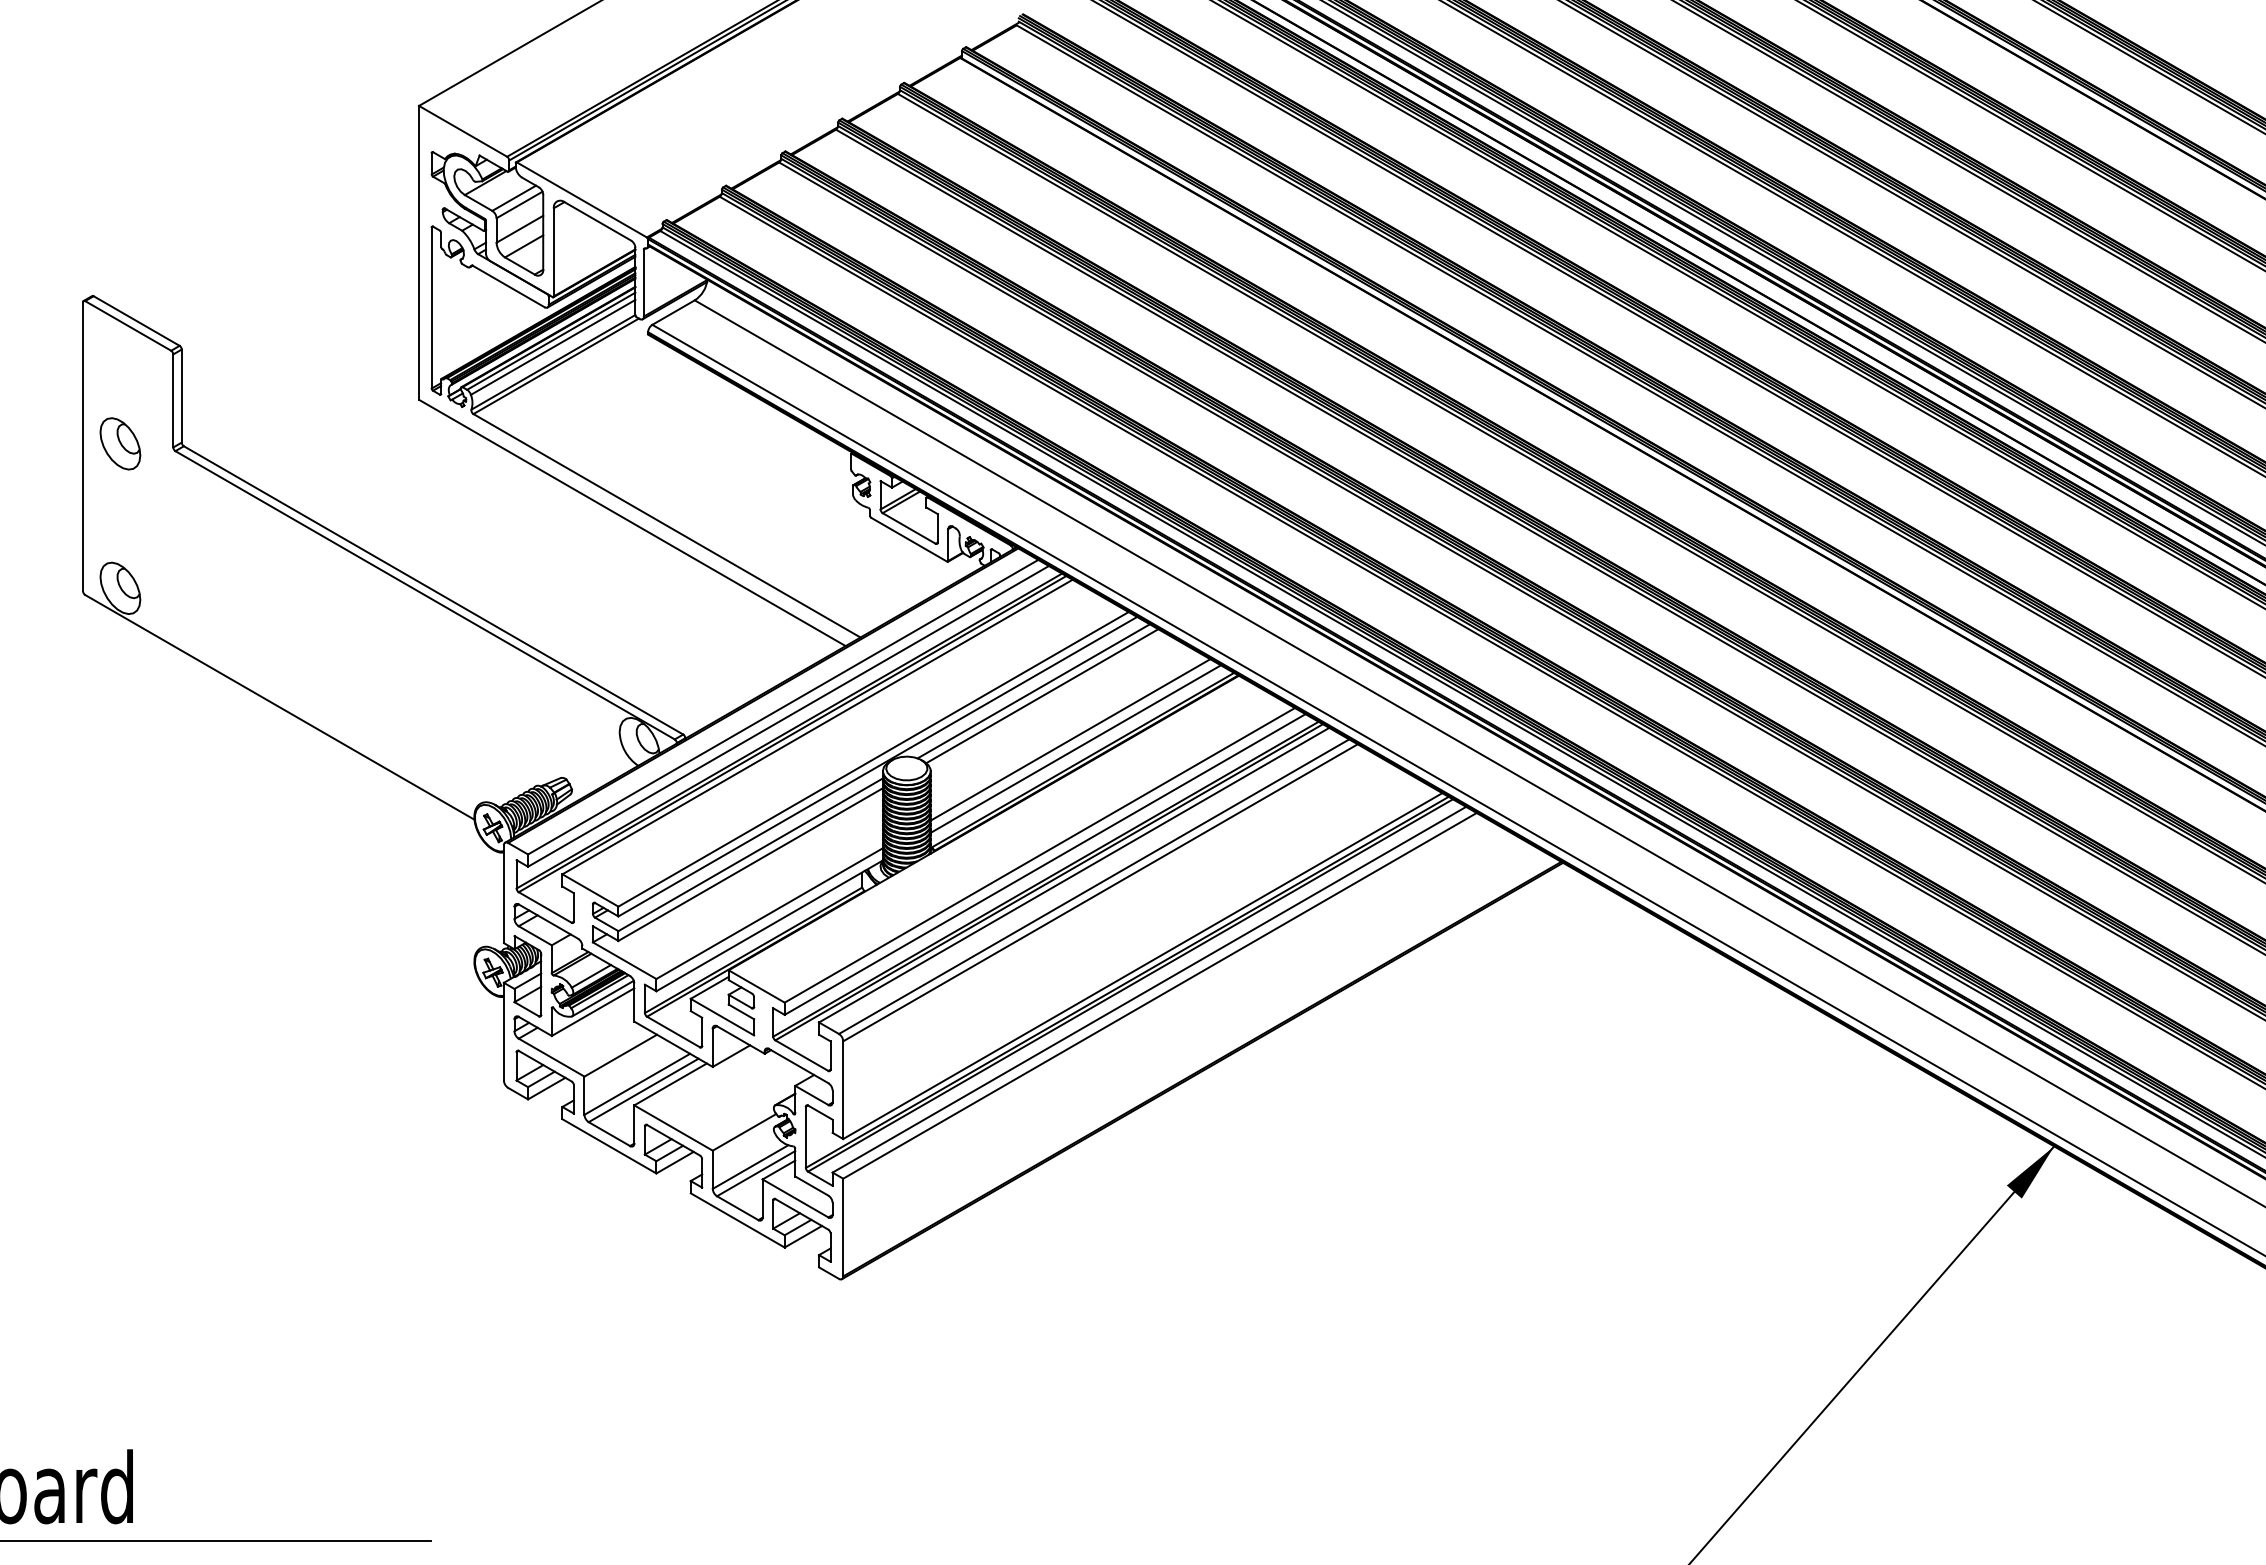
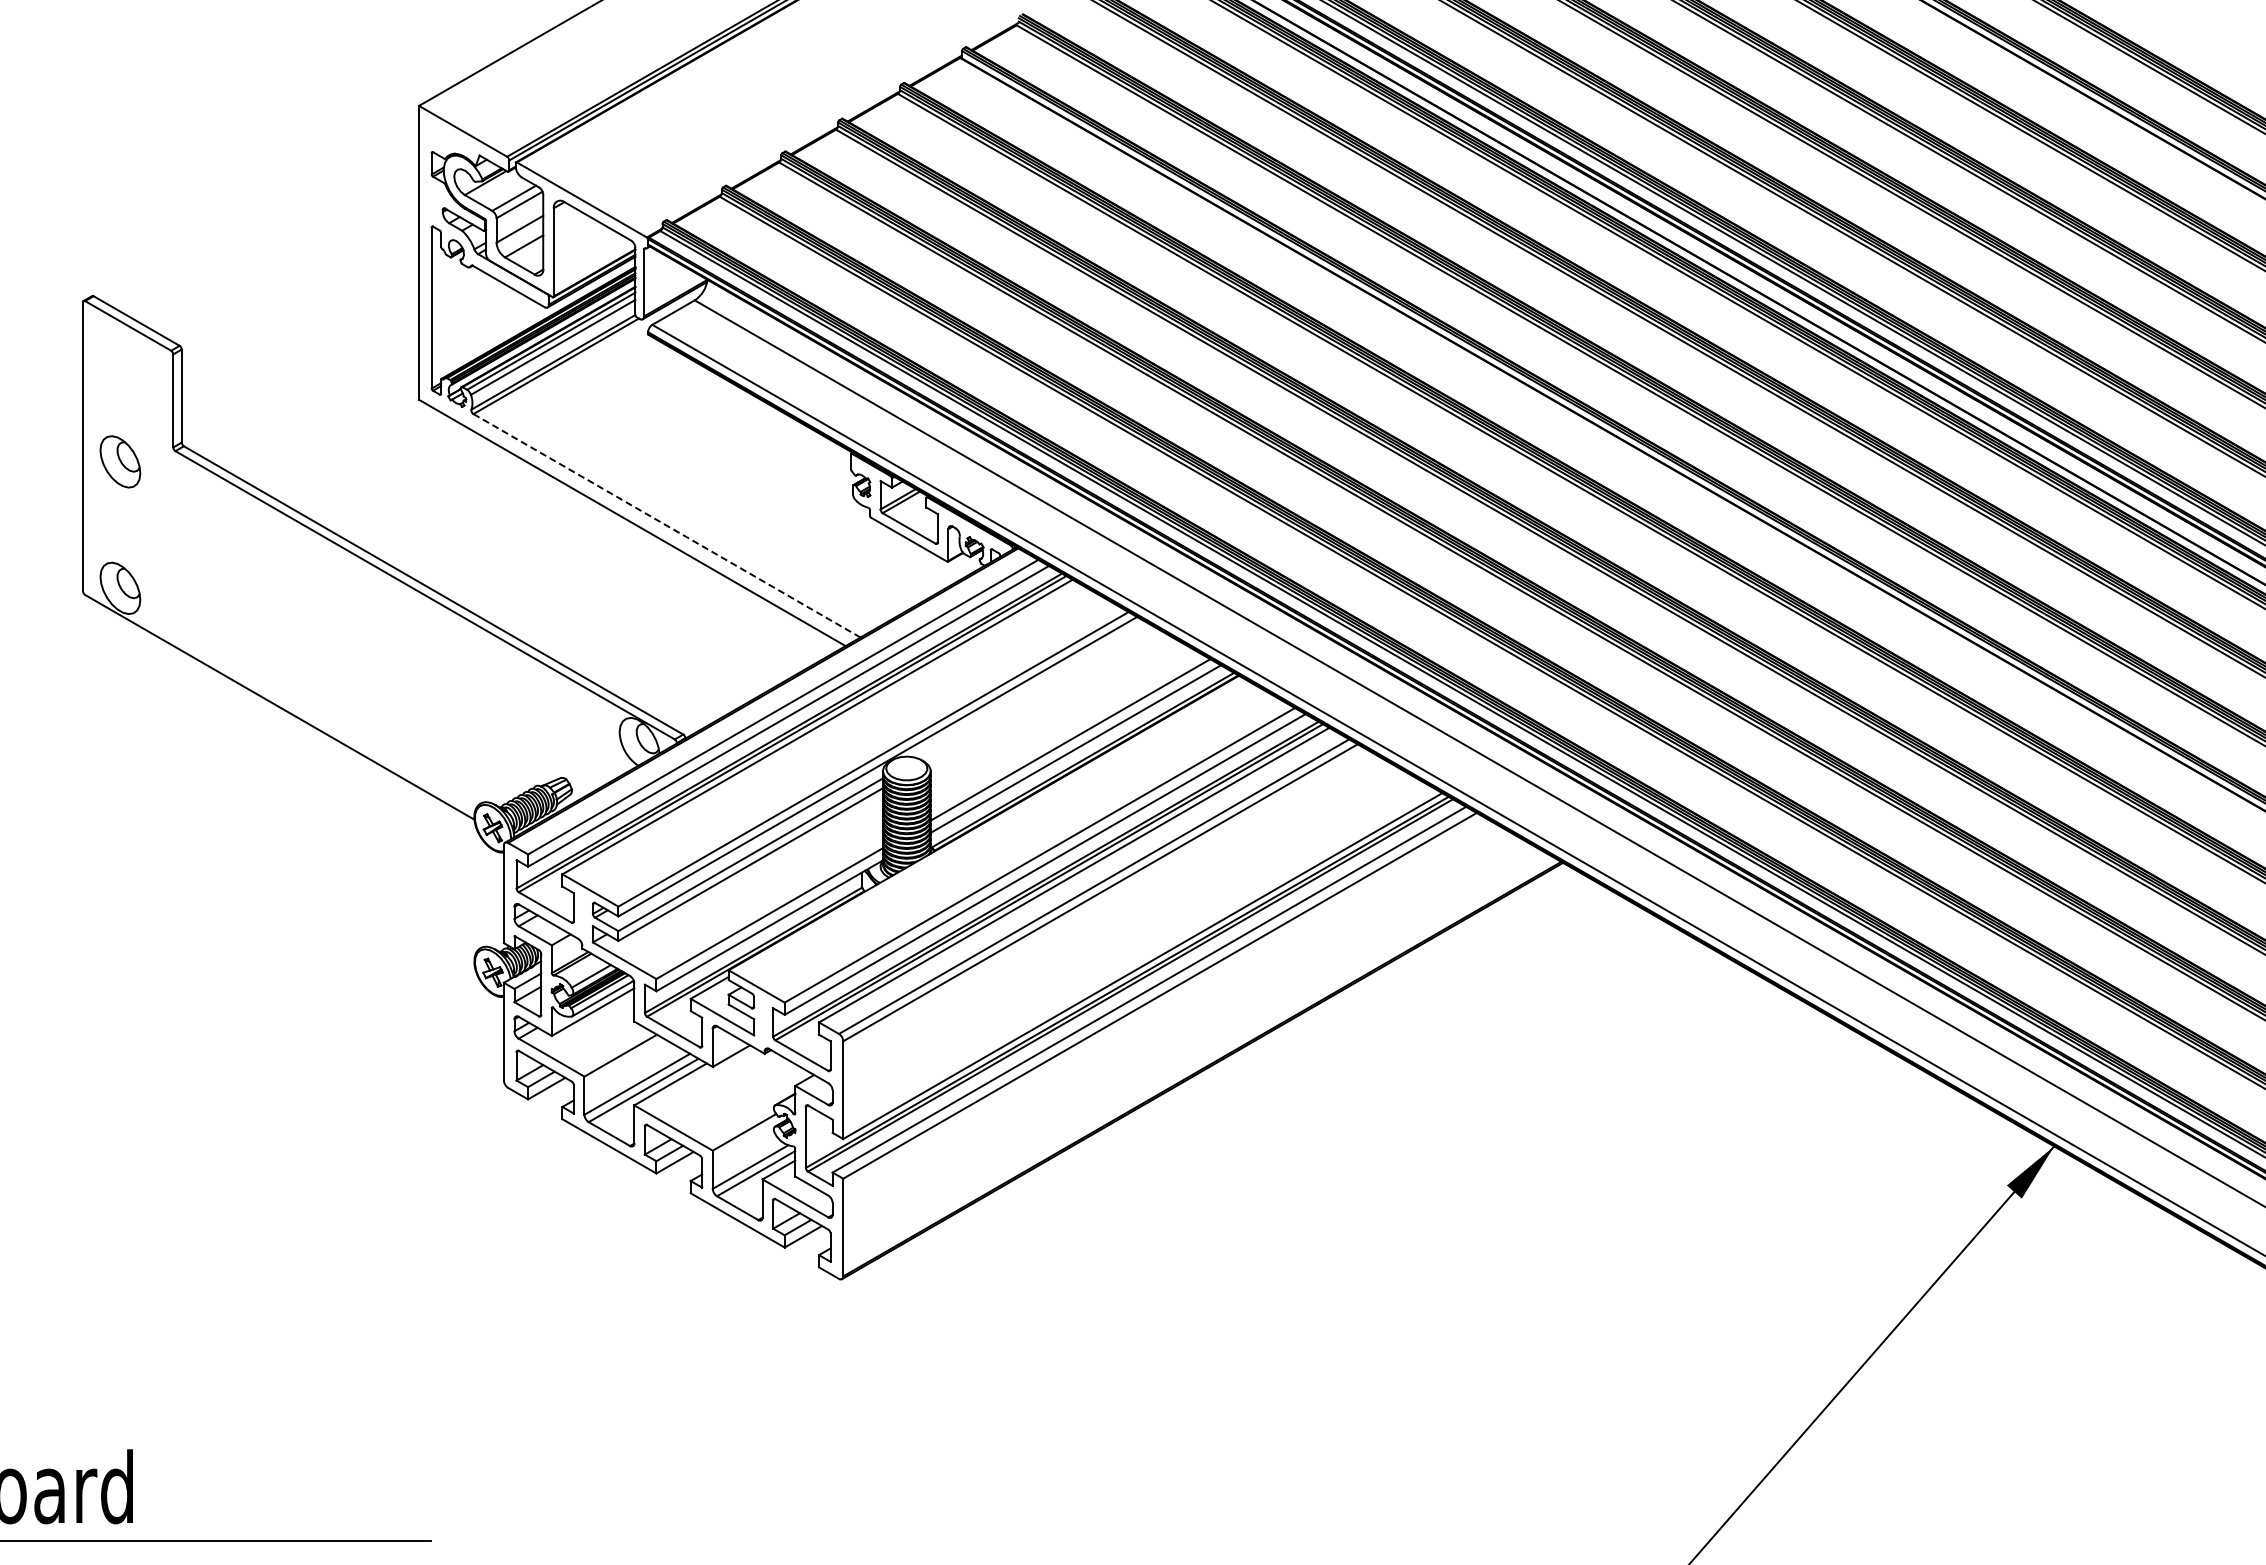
part position: (120, 443) -> (120, 461) (120, 461)
line: solid -> dashed (666, 525)
line: present -> none (1033, 691)
line: present -> none (1042, 696)
